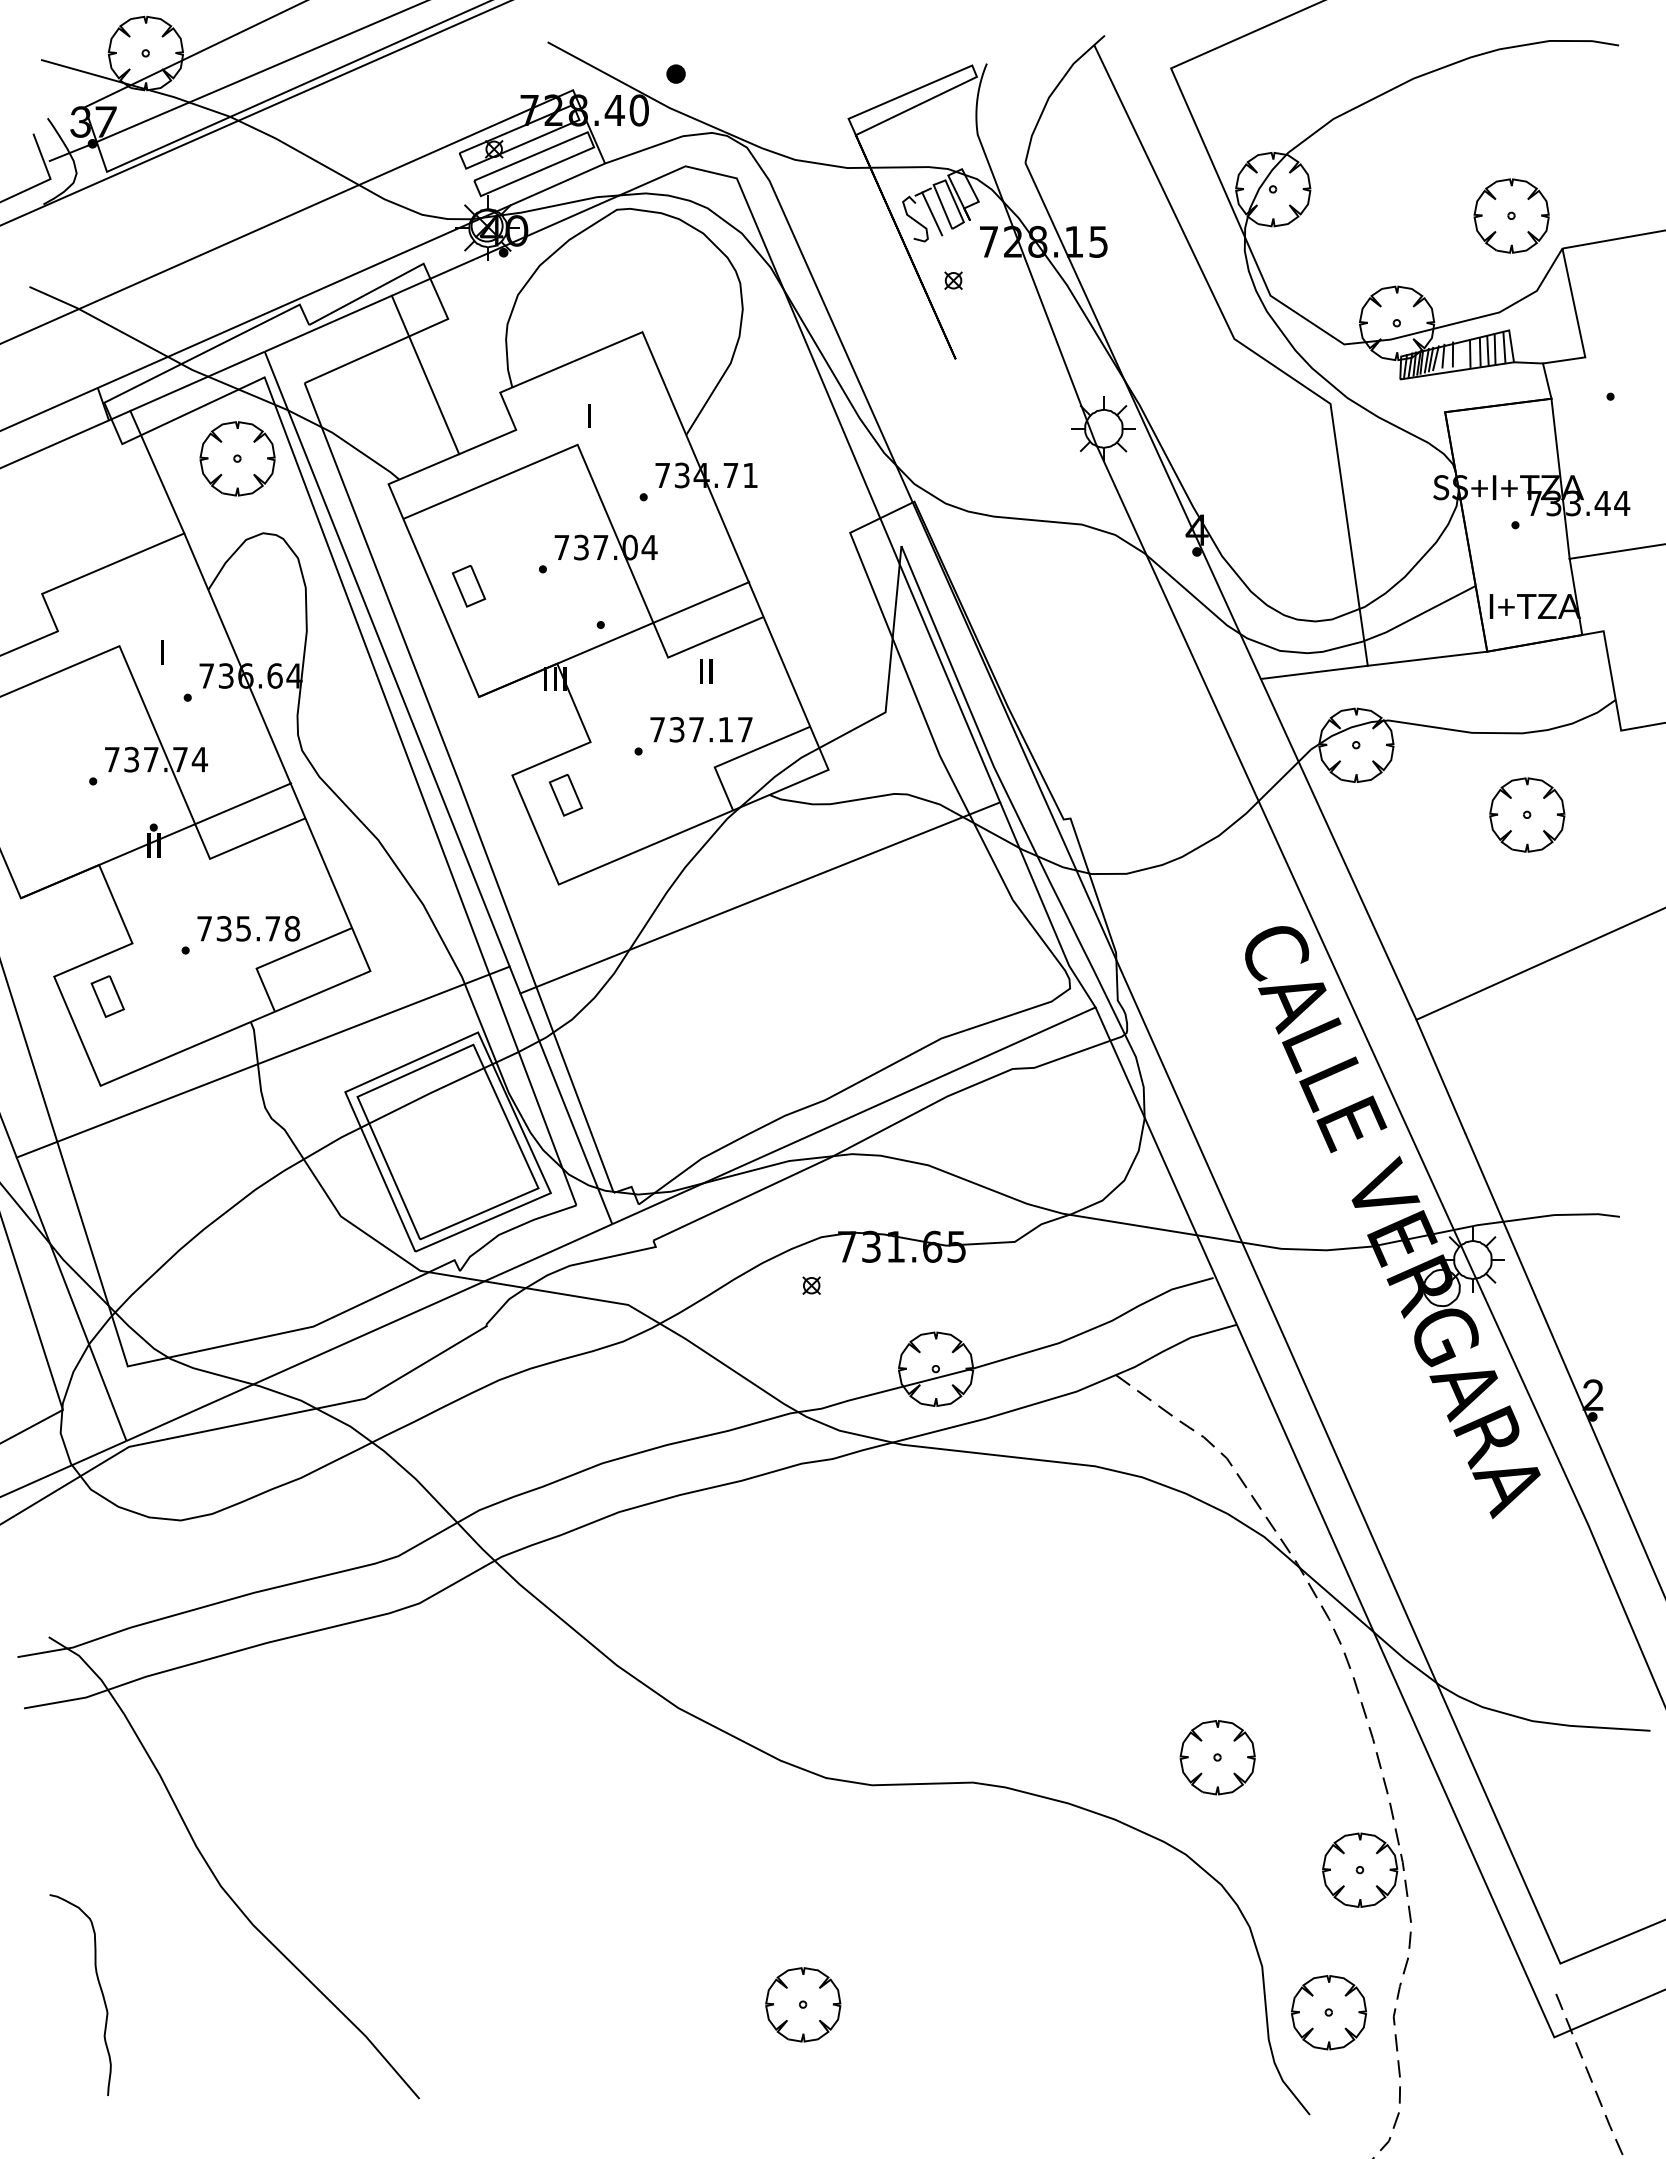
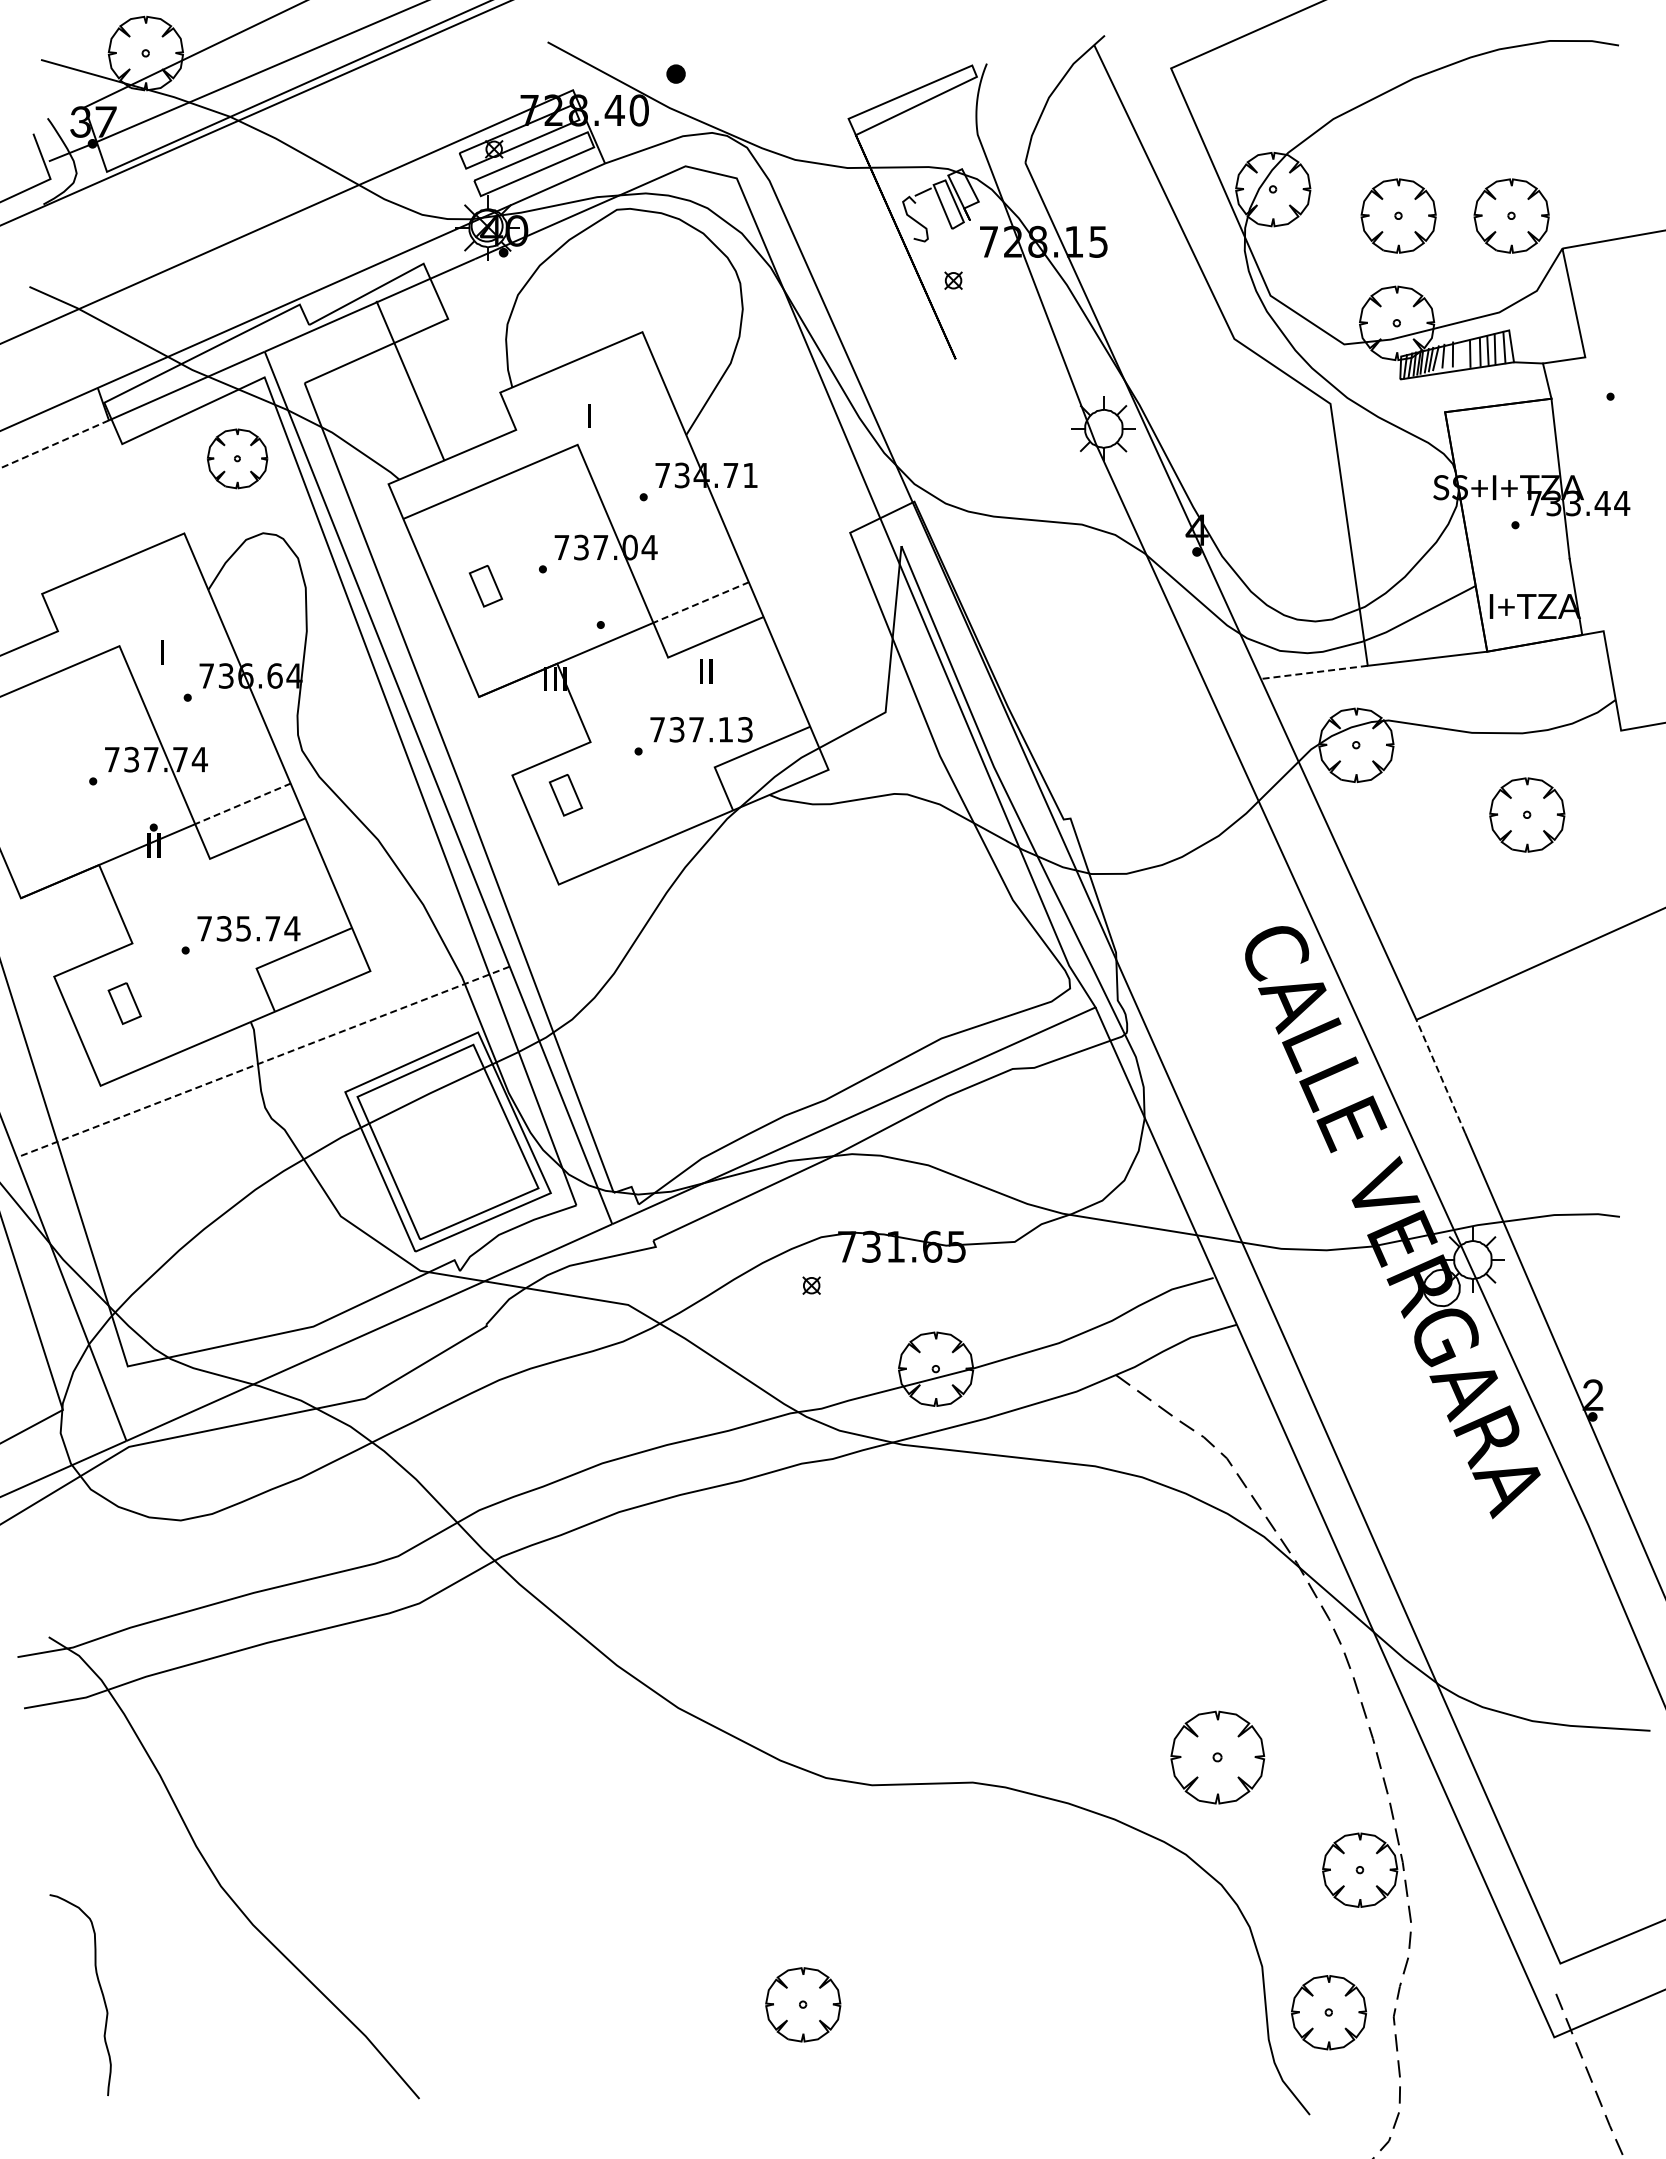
line: present -> none (932, 213)
part: none -> present (1398, 215)
line position: (425, 374) -> (410, 380) (410, 380)
line: solid -> dashed (54, 444)
part size: 77x76 px -> 62x62 px (237, 458)
line: present -> none (157, 471)
line: present -> none (1615, 551)
part position: (468, 586) -> (485, 586) (485, 586)
line: solid -> dashed (700, 602)
line: solid -> dashed (1314, 672)
text: 737.17 -> 737.13 (745, 729)
line: solid -> dashed (242, 804)
line: present -> none (760, 897)
text: 735.78 -> 735.74 (292, 928)
part position: (107, 996) -> (124, 1003) (124, 1003)
line: solid -> dashed (262, 1062)
line: solid -> dashed (1440, 1076)
part size: 77x76 px -> 96x95 px (1217, 1757)
